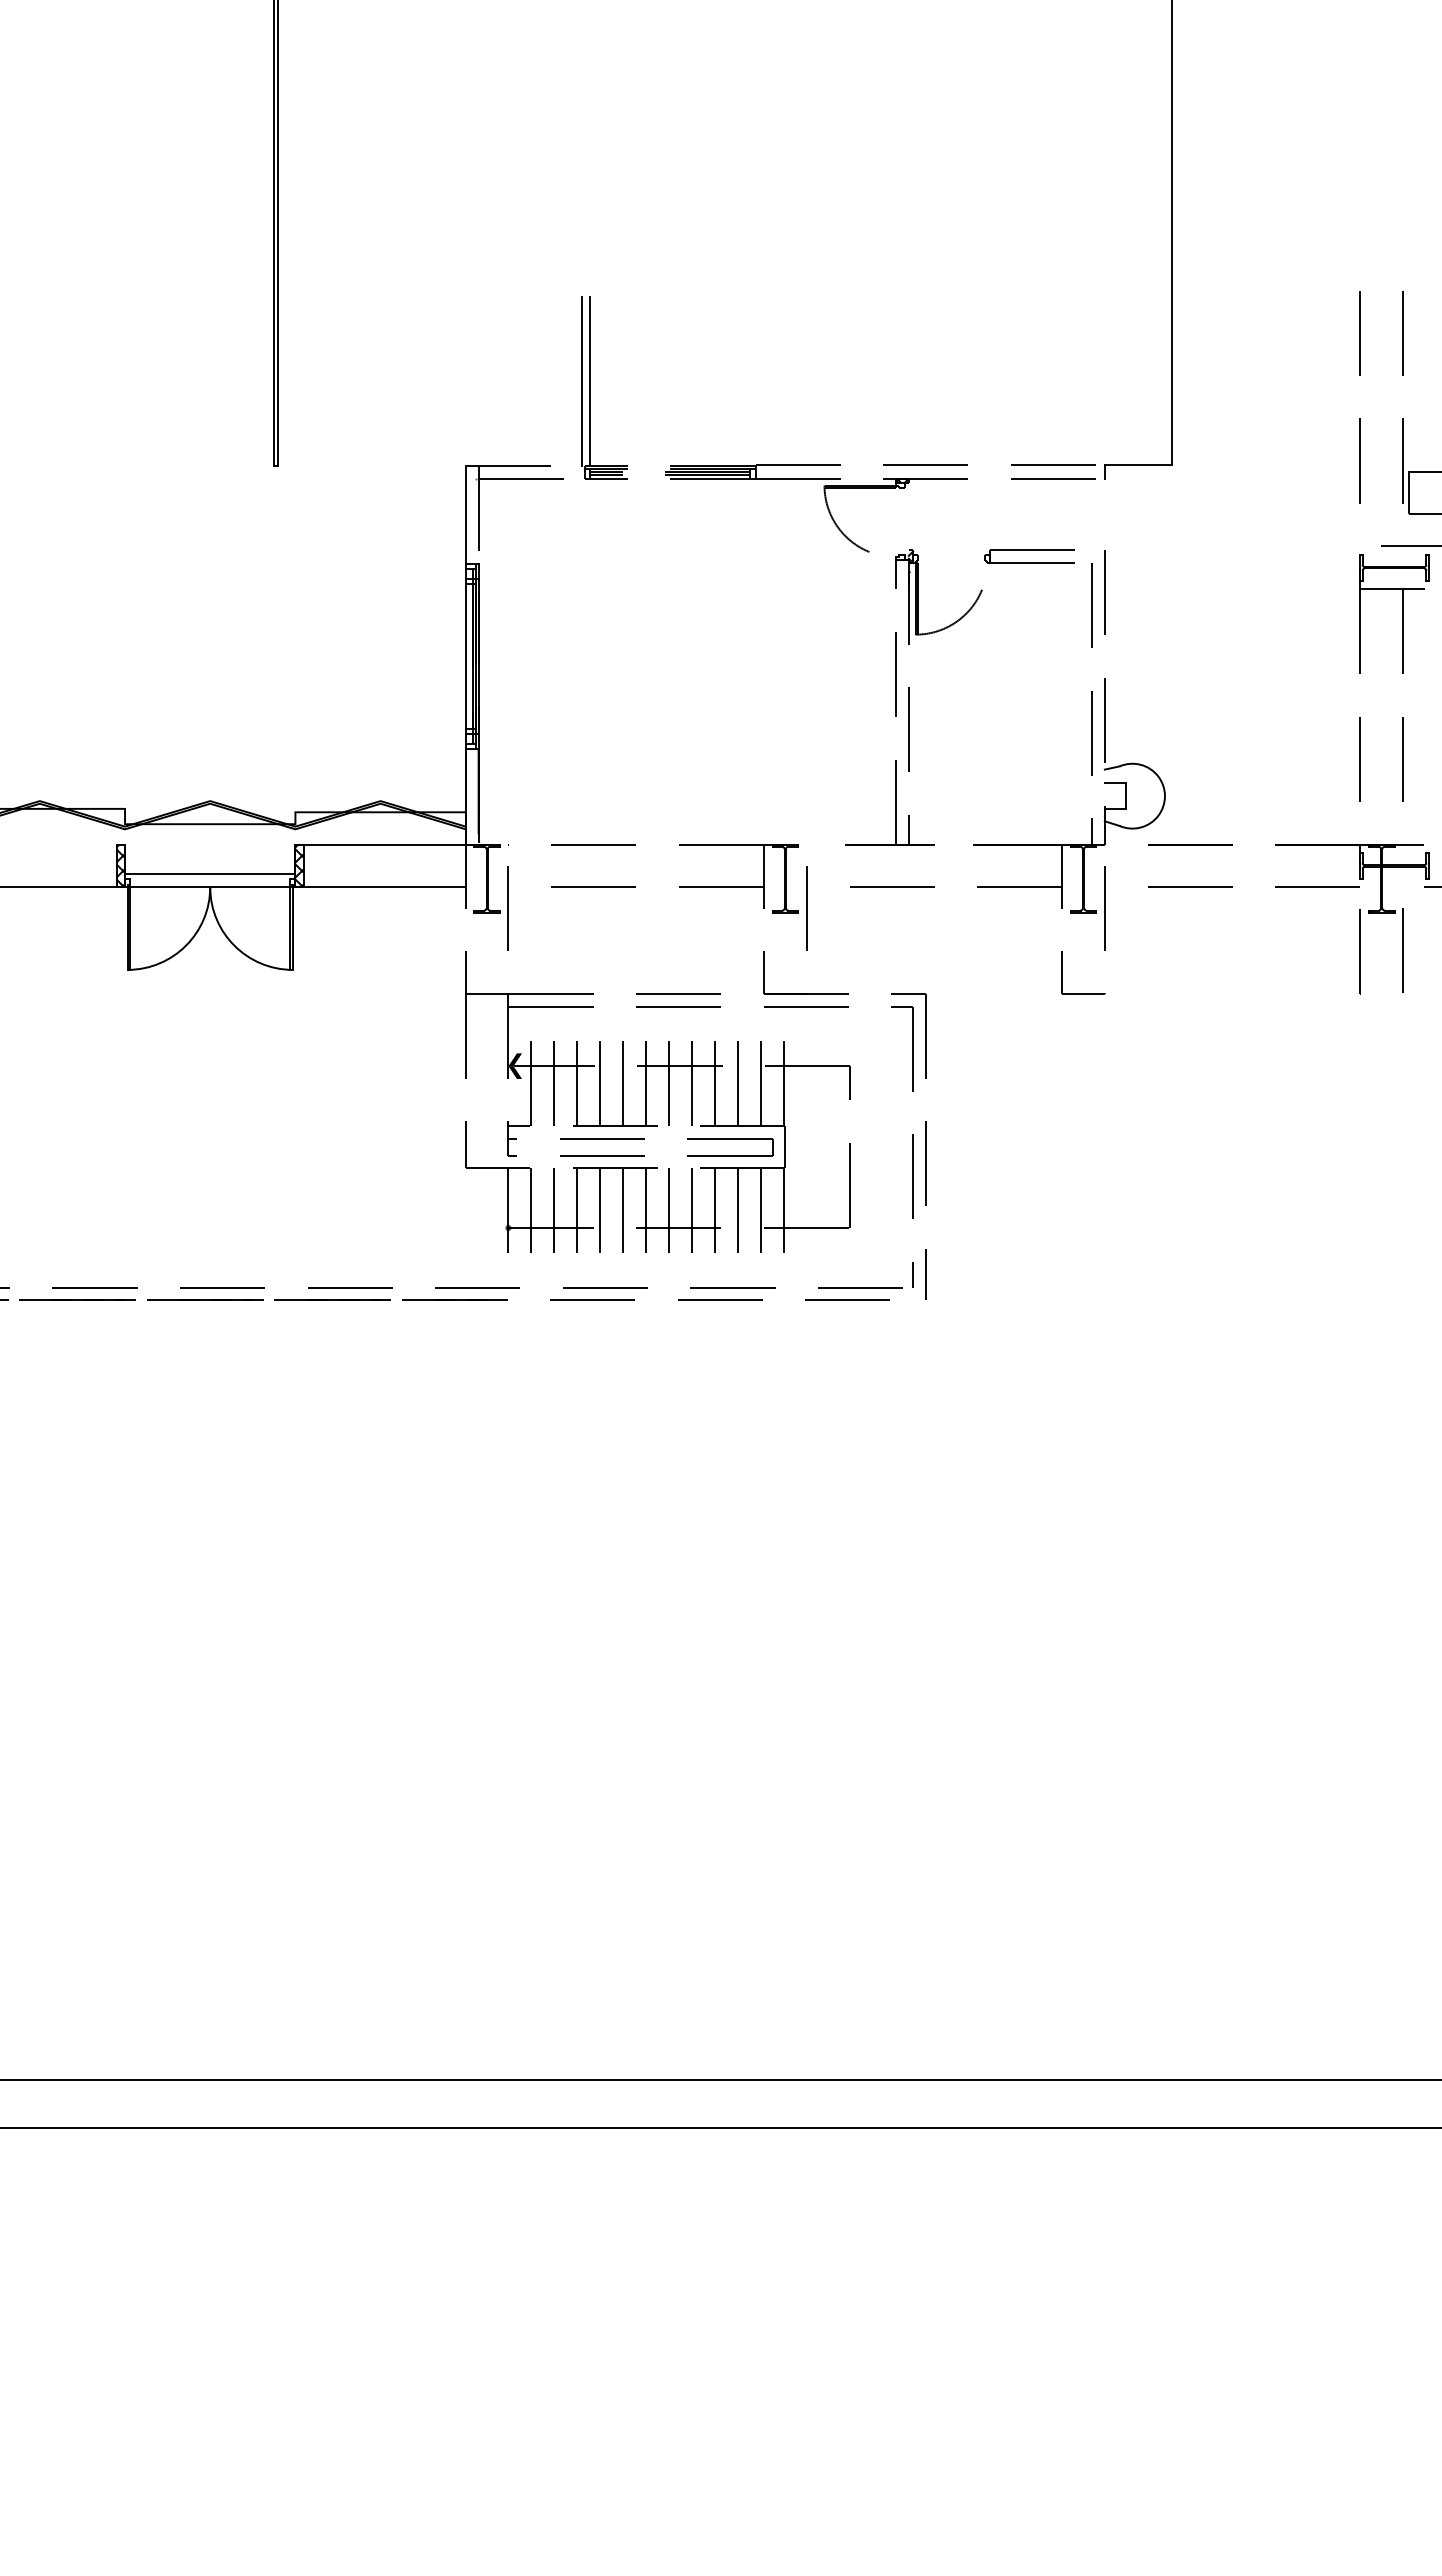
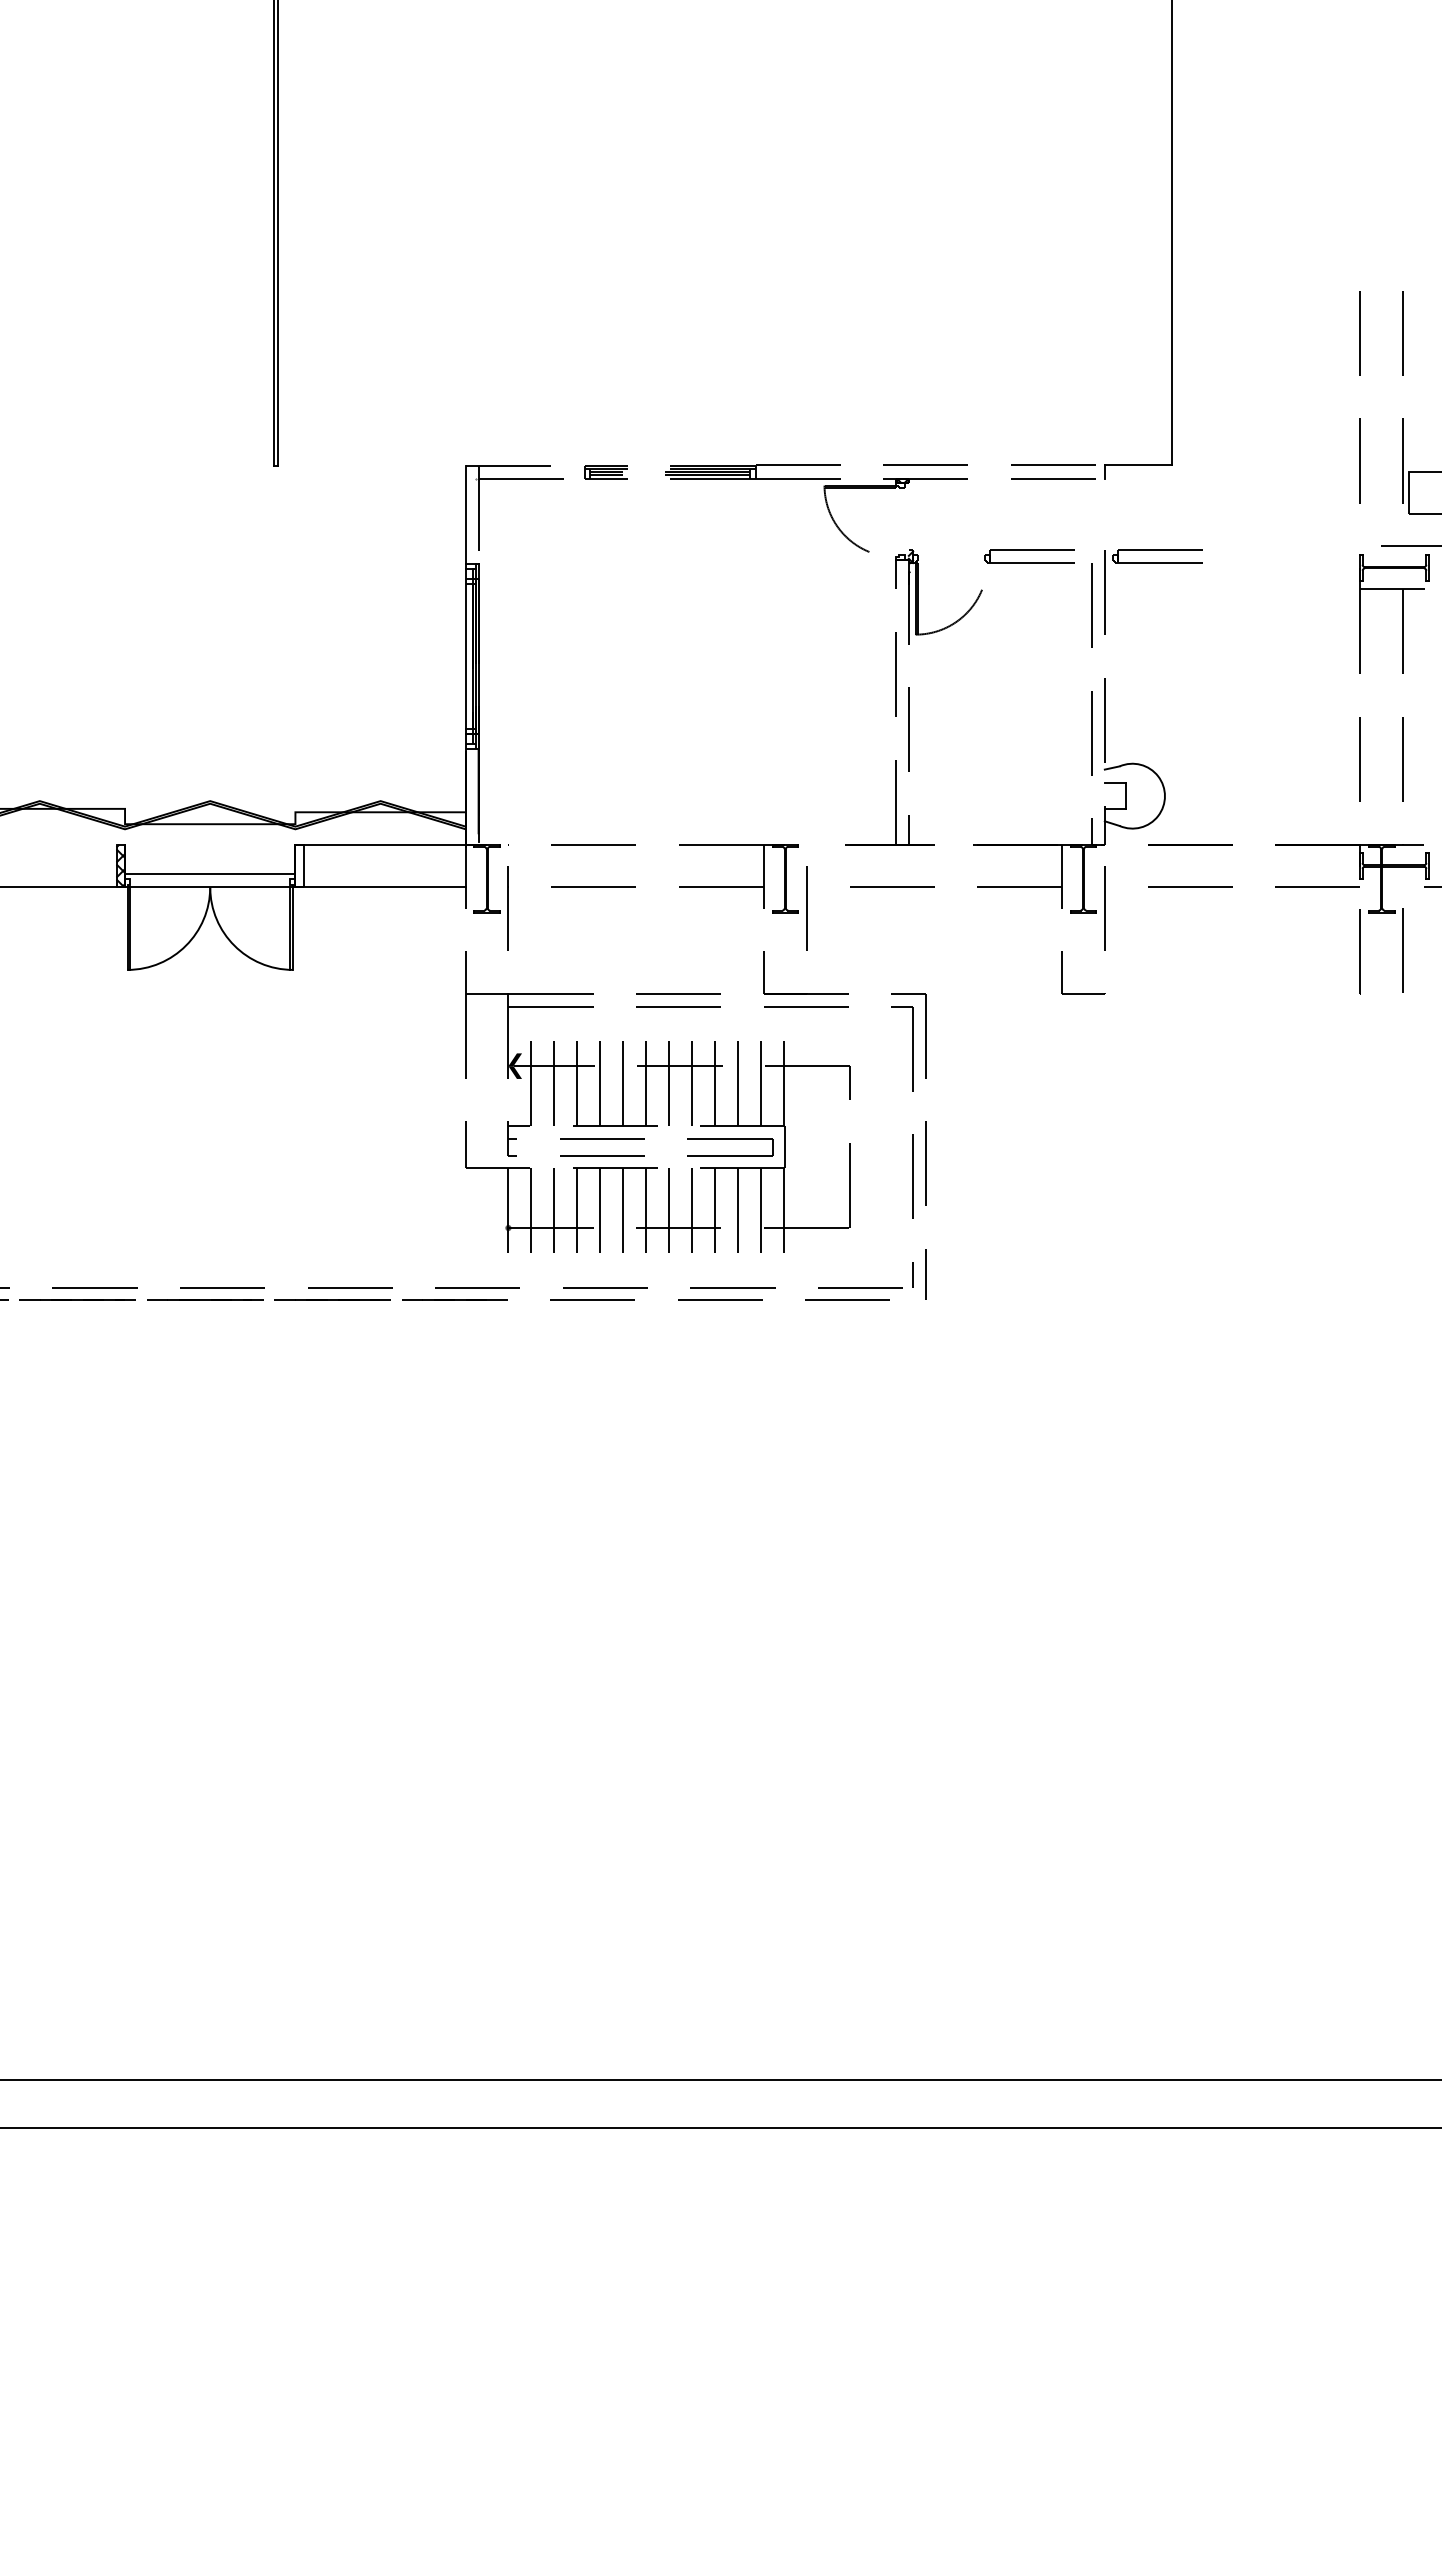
line: present -> none (581, 381)
line: present -> none (590, 381)
part: none -> present (1157, 556)
hatch: present -> none (299, 865)
